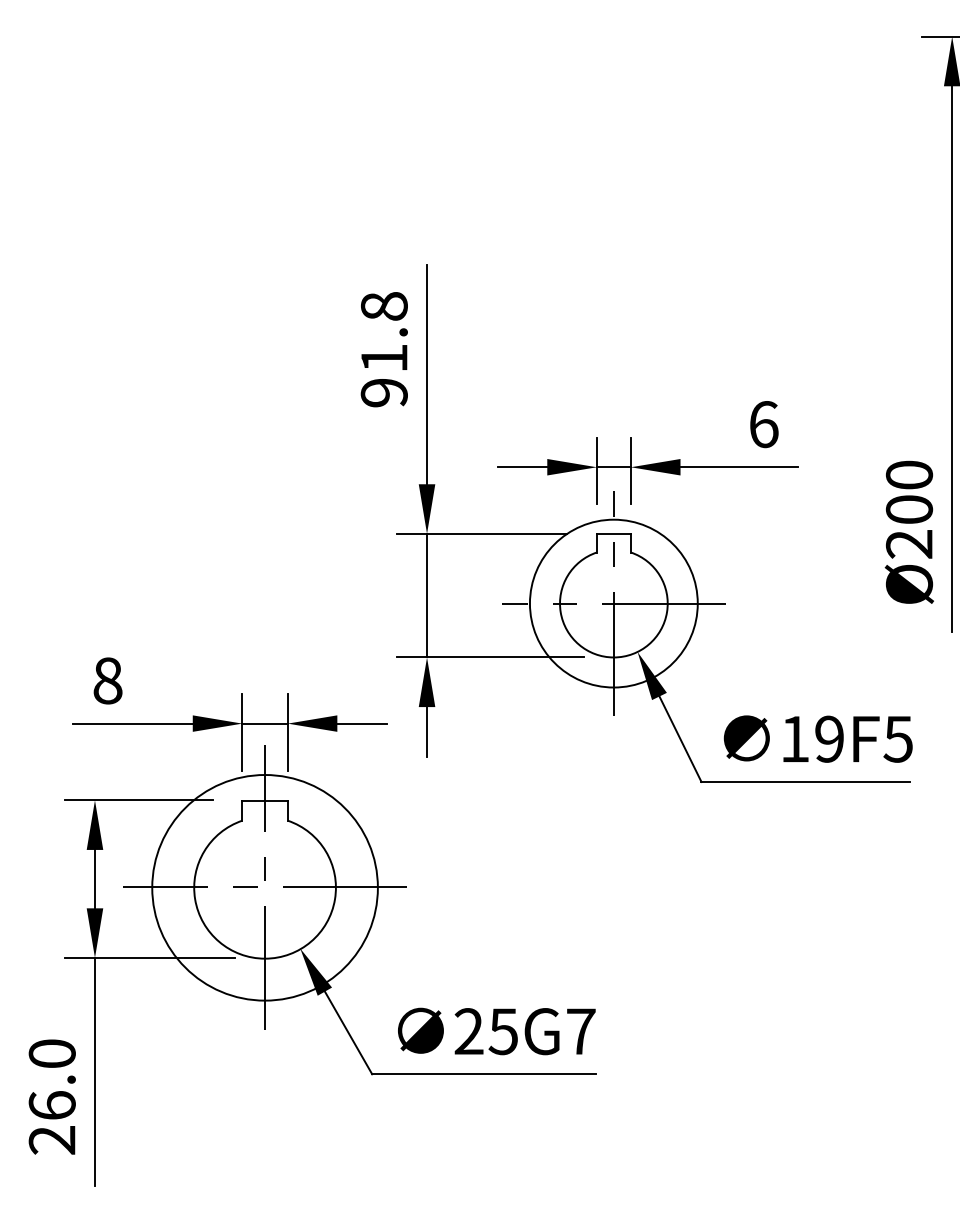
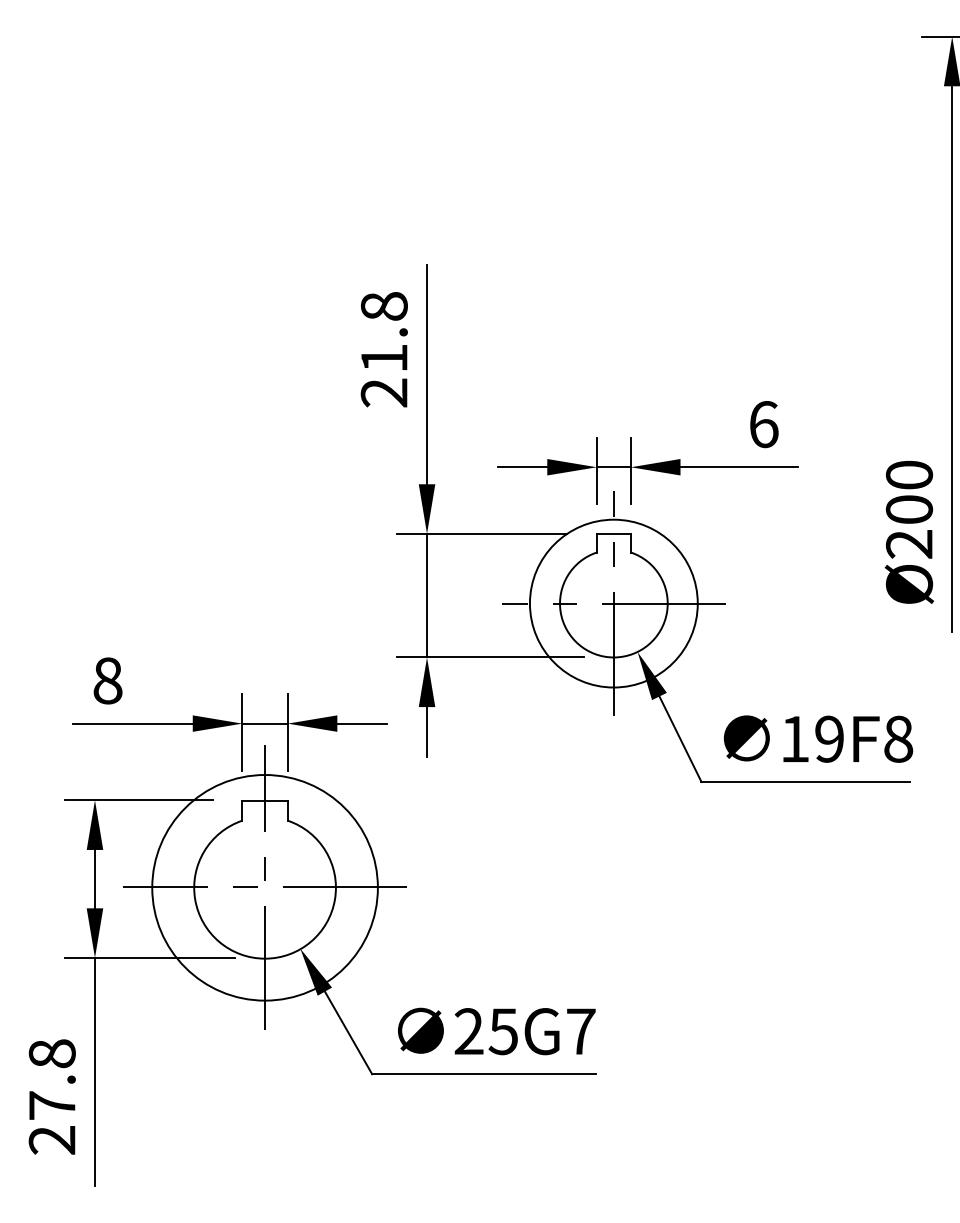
text: 91.8 -> 21.8 (384, 392)
text: 19F5 -> 19F8 (898, 738)
text: 26.0 -> 27.8 (51, 1079)
